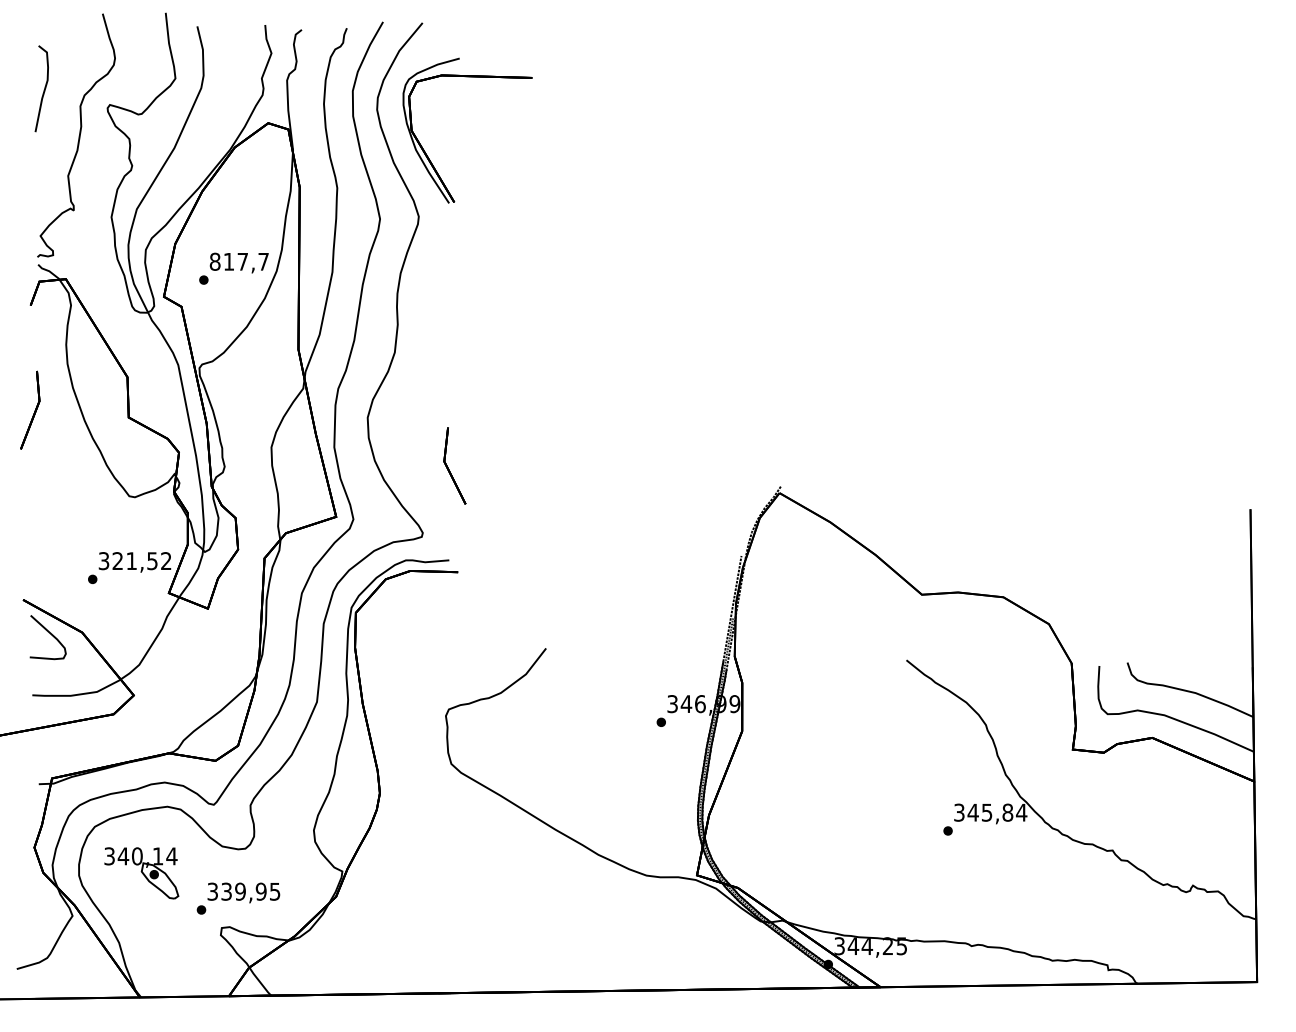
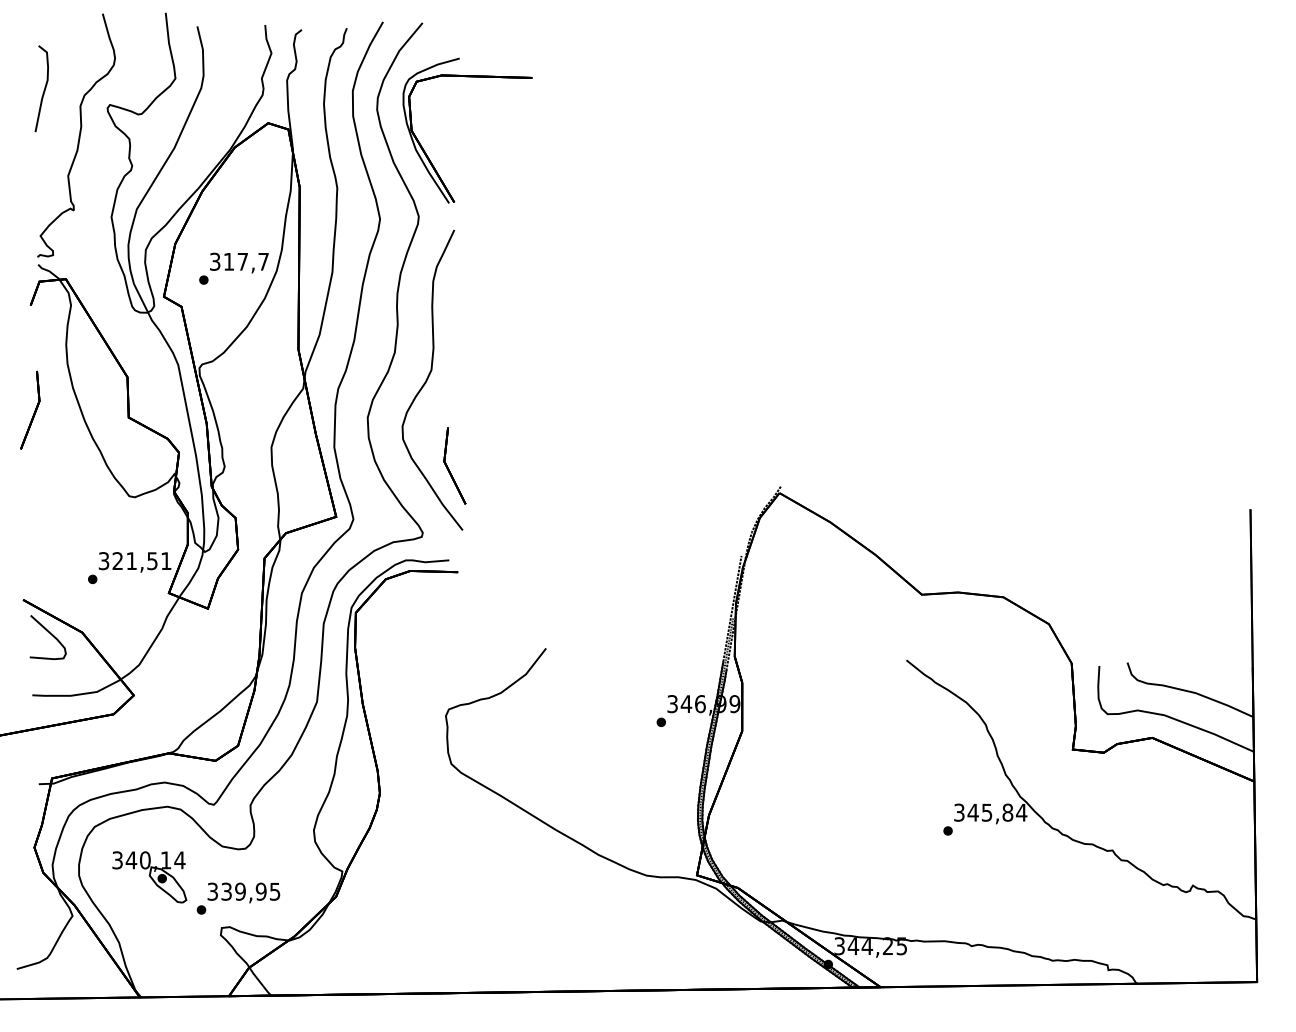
text: 817,7 -> 317,7 (214, 261)
curve: none -> present (428, 379)
text: 321,52 -> 321,51 (166, 560)
part position: (141, 873) -> (149, 877) (149, 877)
